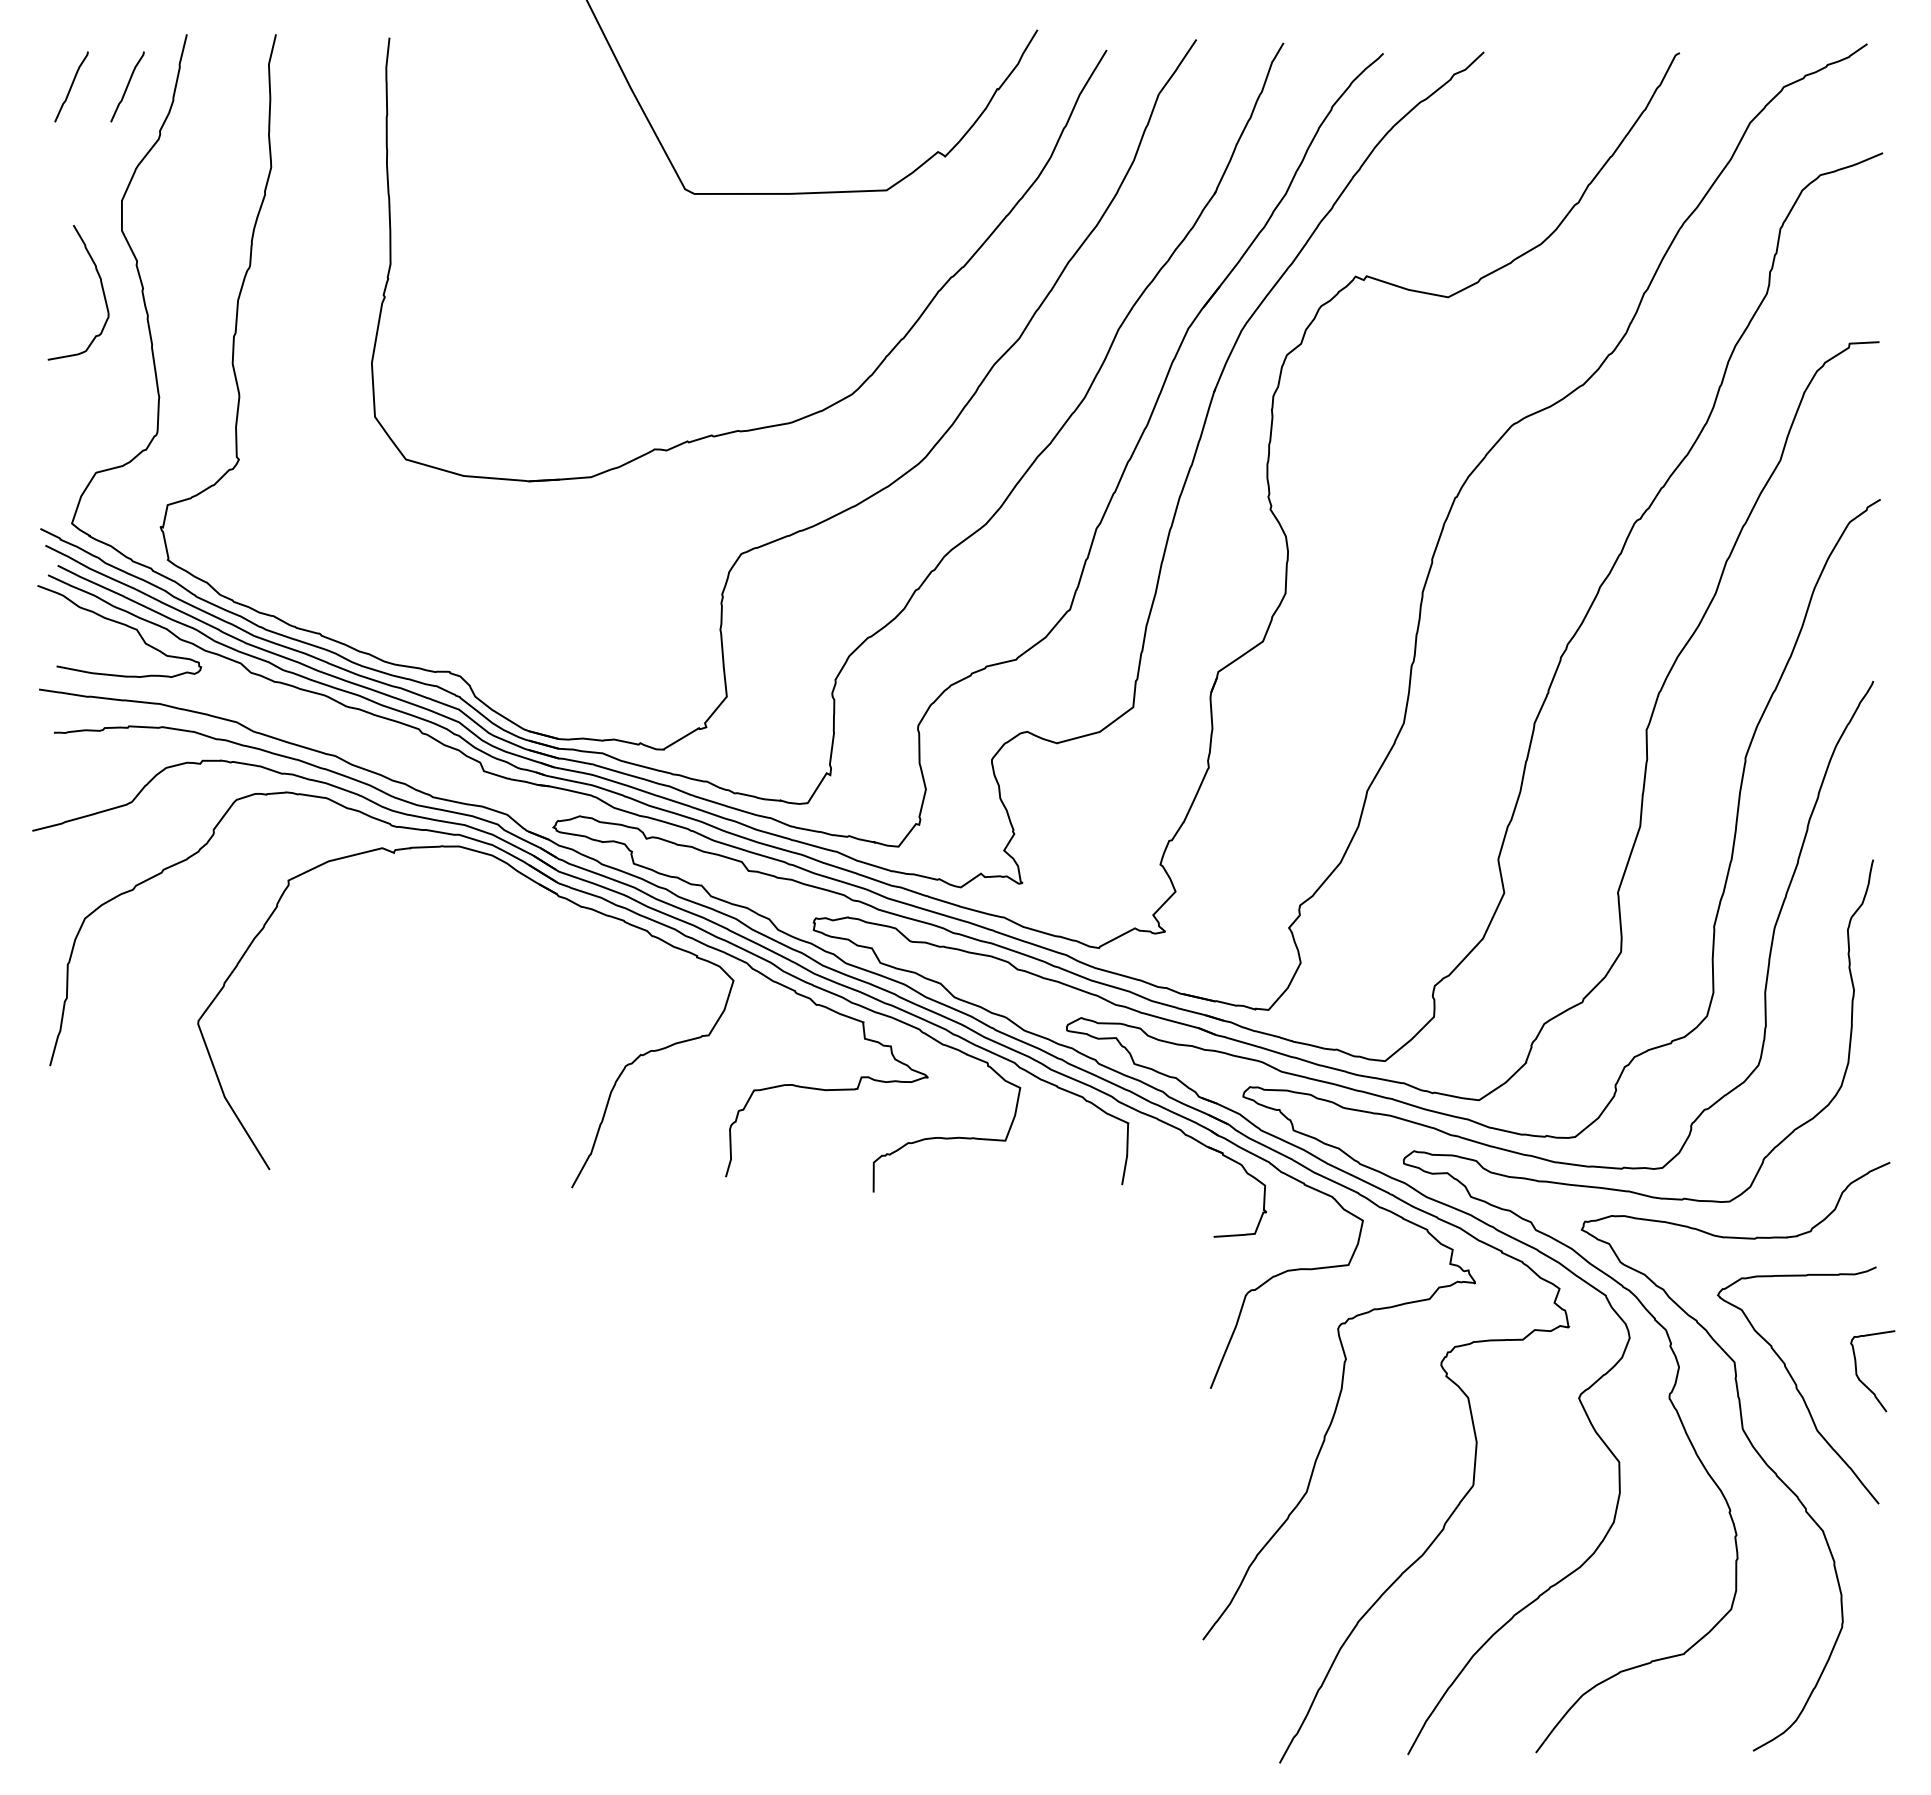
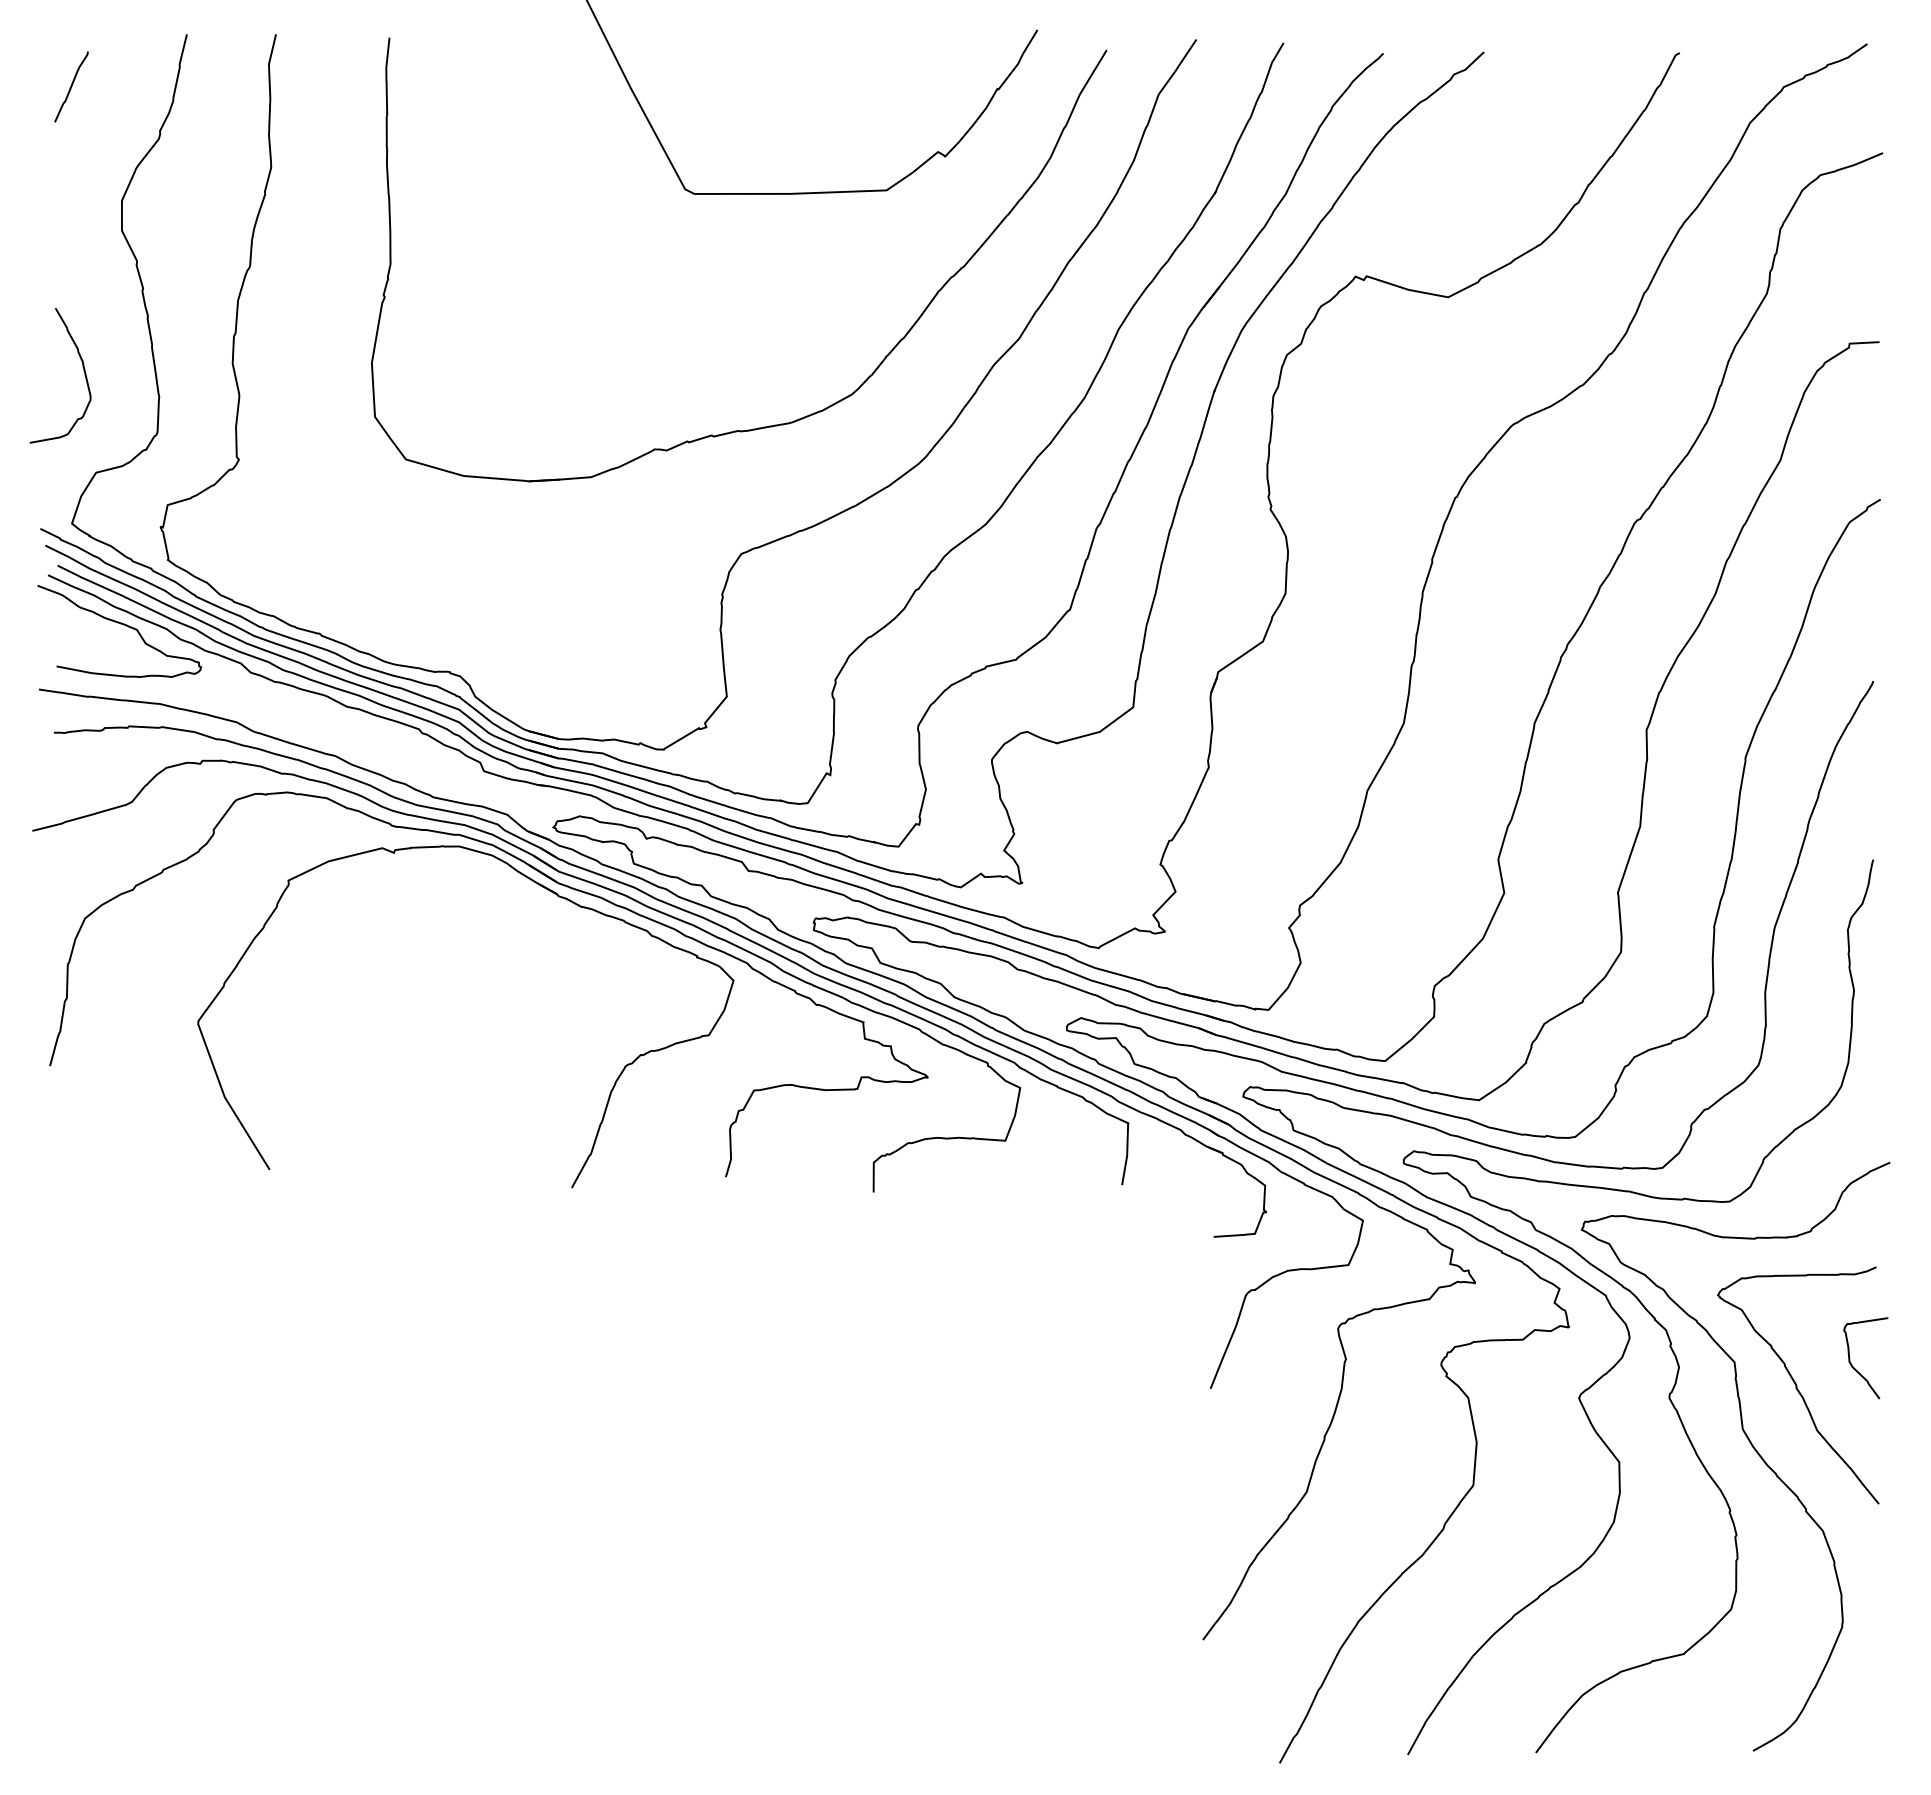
curve: present -> none (127, 86)
curve position: (101, 288) -> (83, 371) (83, 371)
curve position: (1862, 1381) -> (1855, 1368) (1855, 1368)
